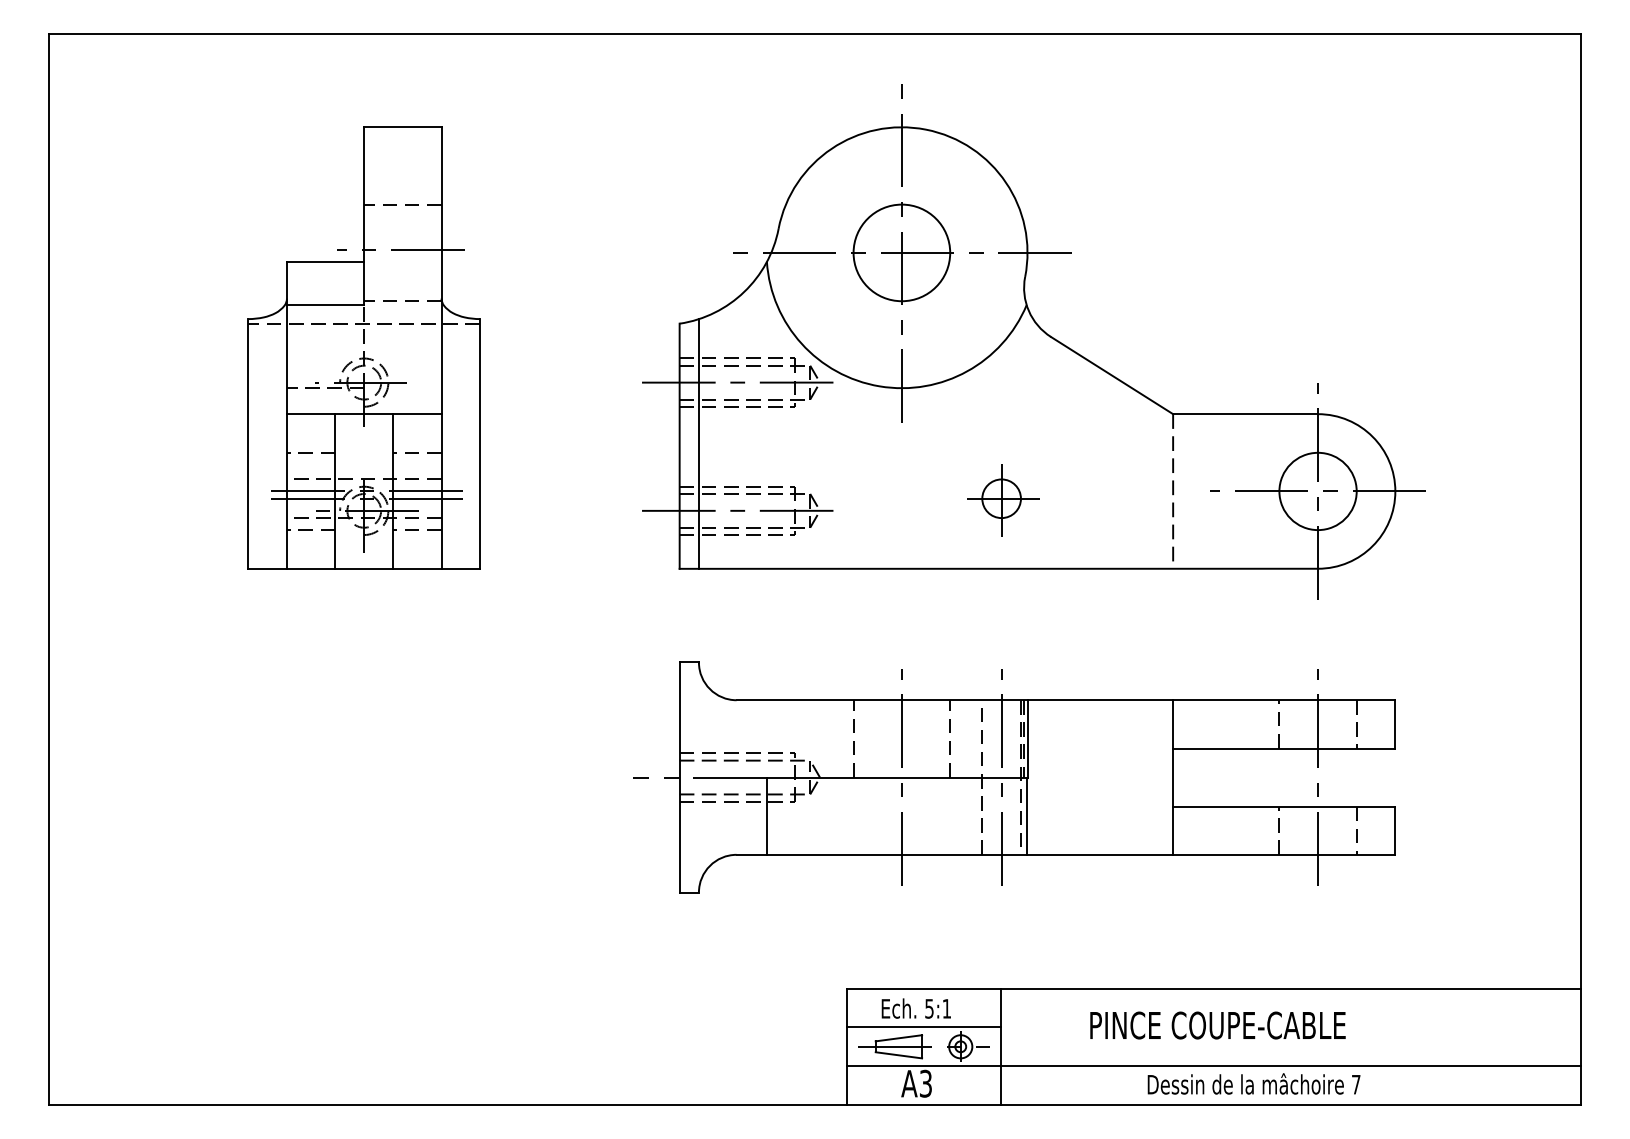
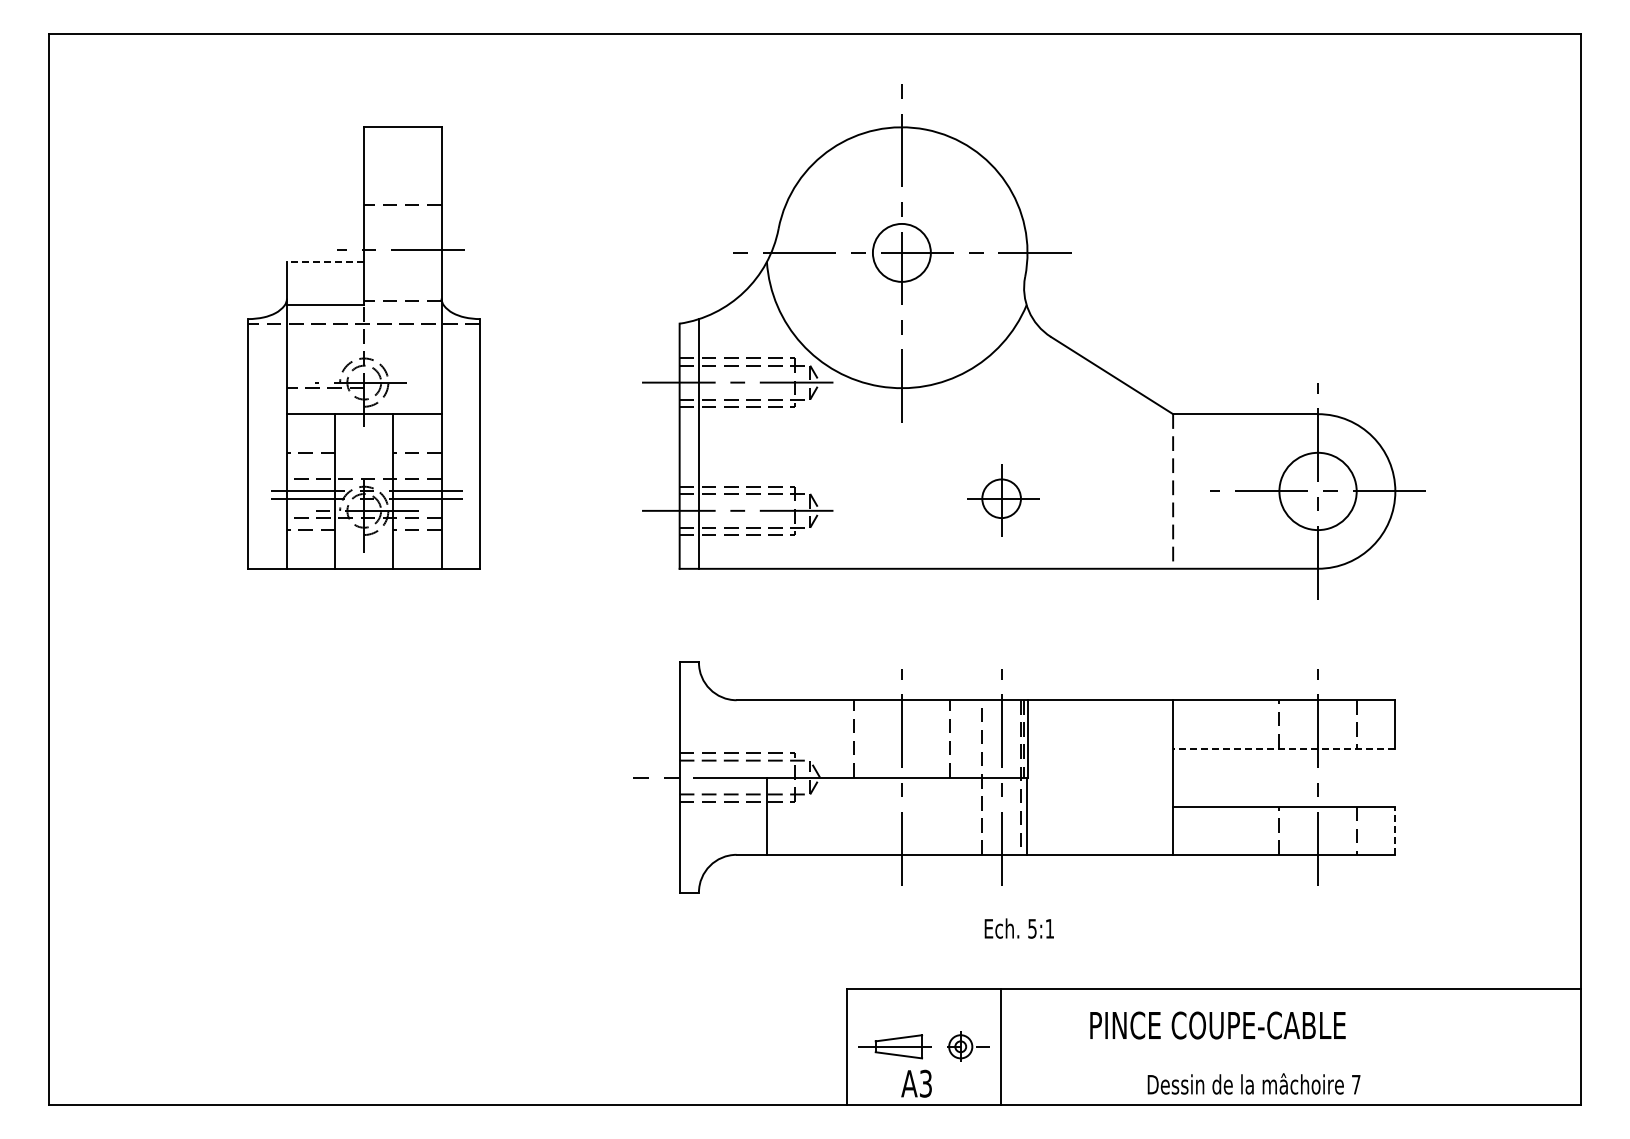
circle diameter: 97 px -> 58 px (901, 252)
line: solid -> dashed (325, 261)
line: solid -> dashed (1283, 748)
line: solid -> dashed (1395, 830)
text position: (915, 1008) -> (1018, 928) (1018, 928)
line: present -> none (923, 1027)
line: present -> none (1213, 1066)
